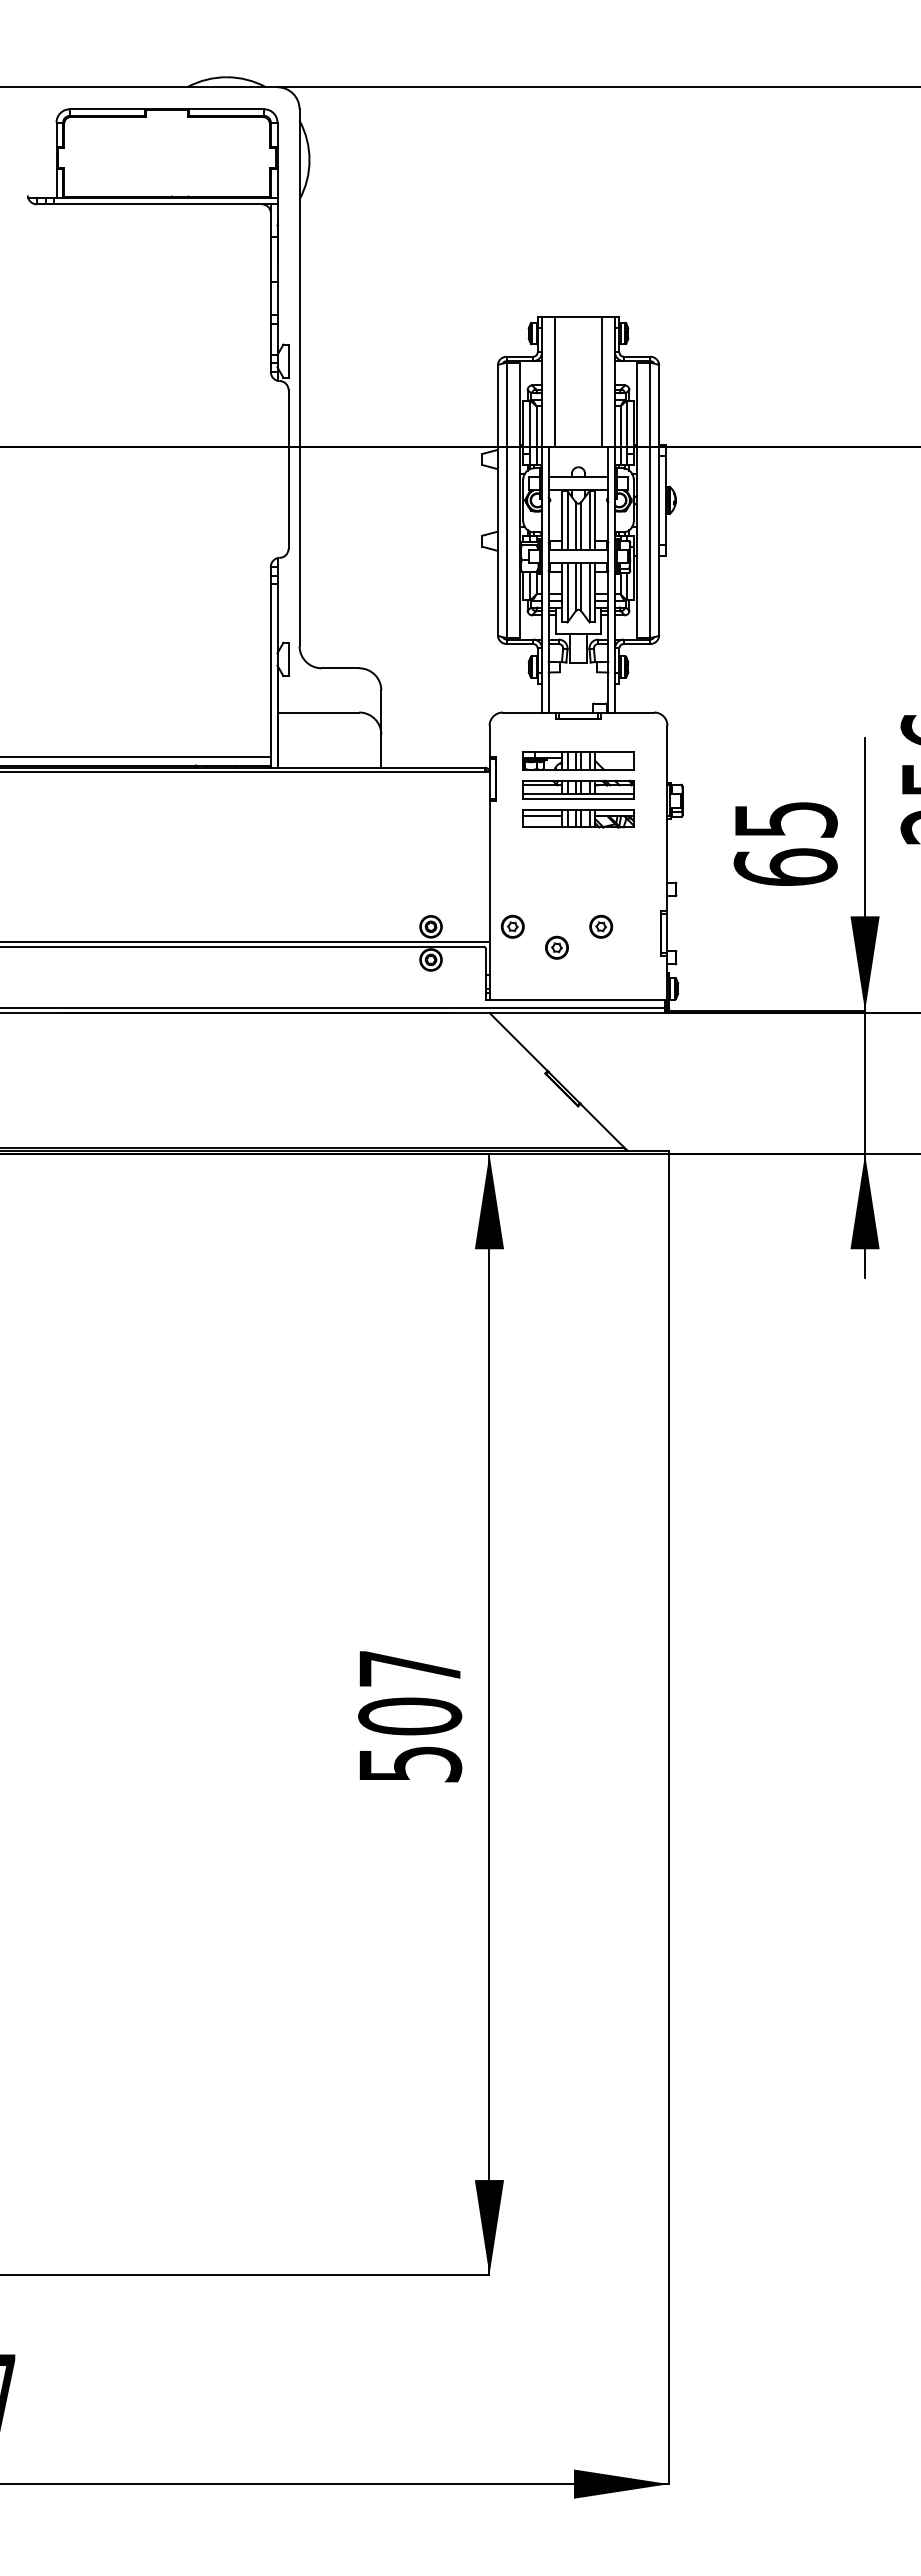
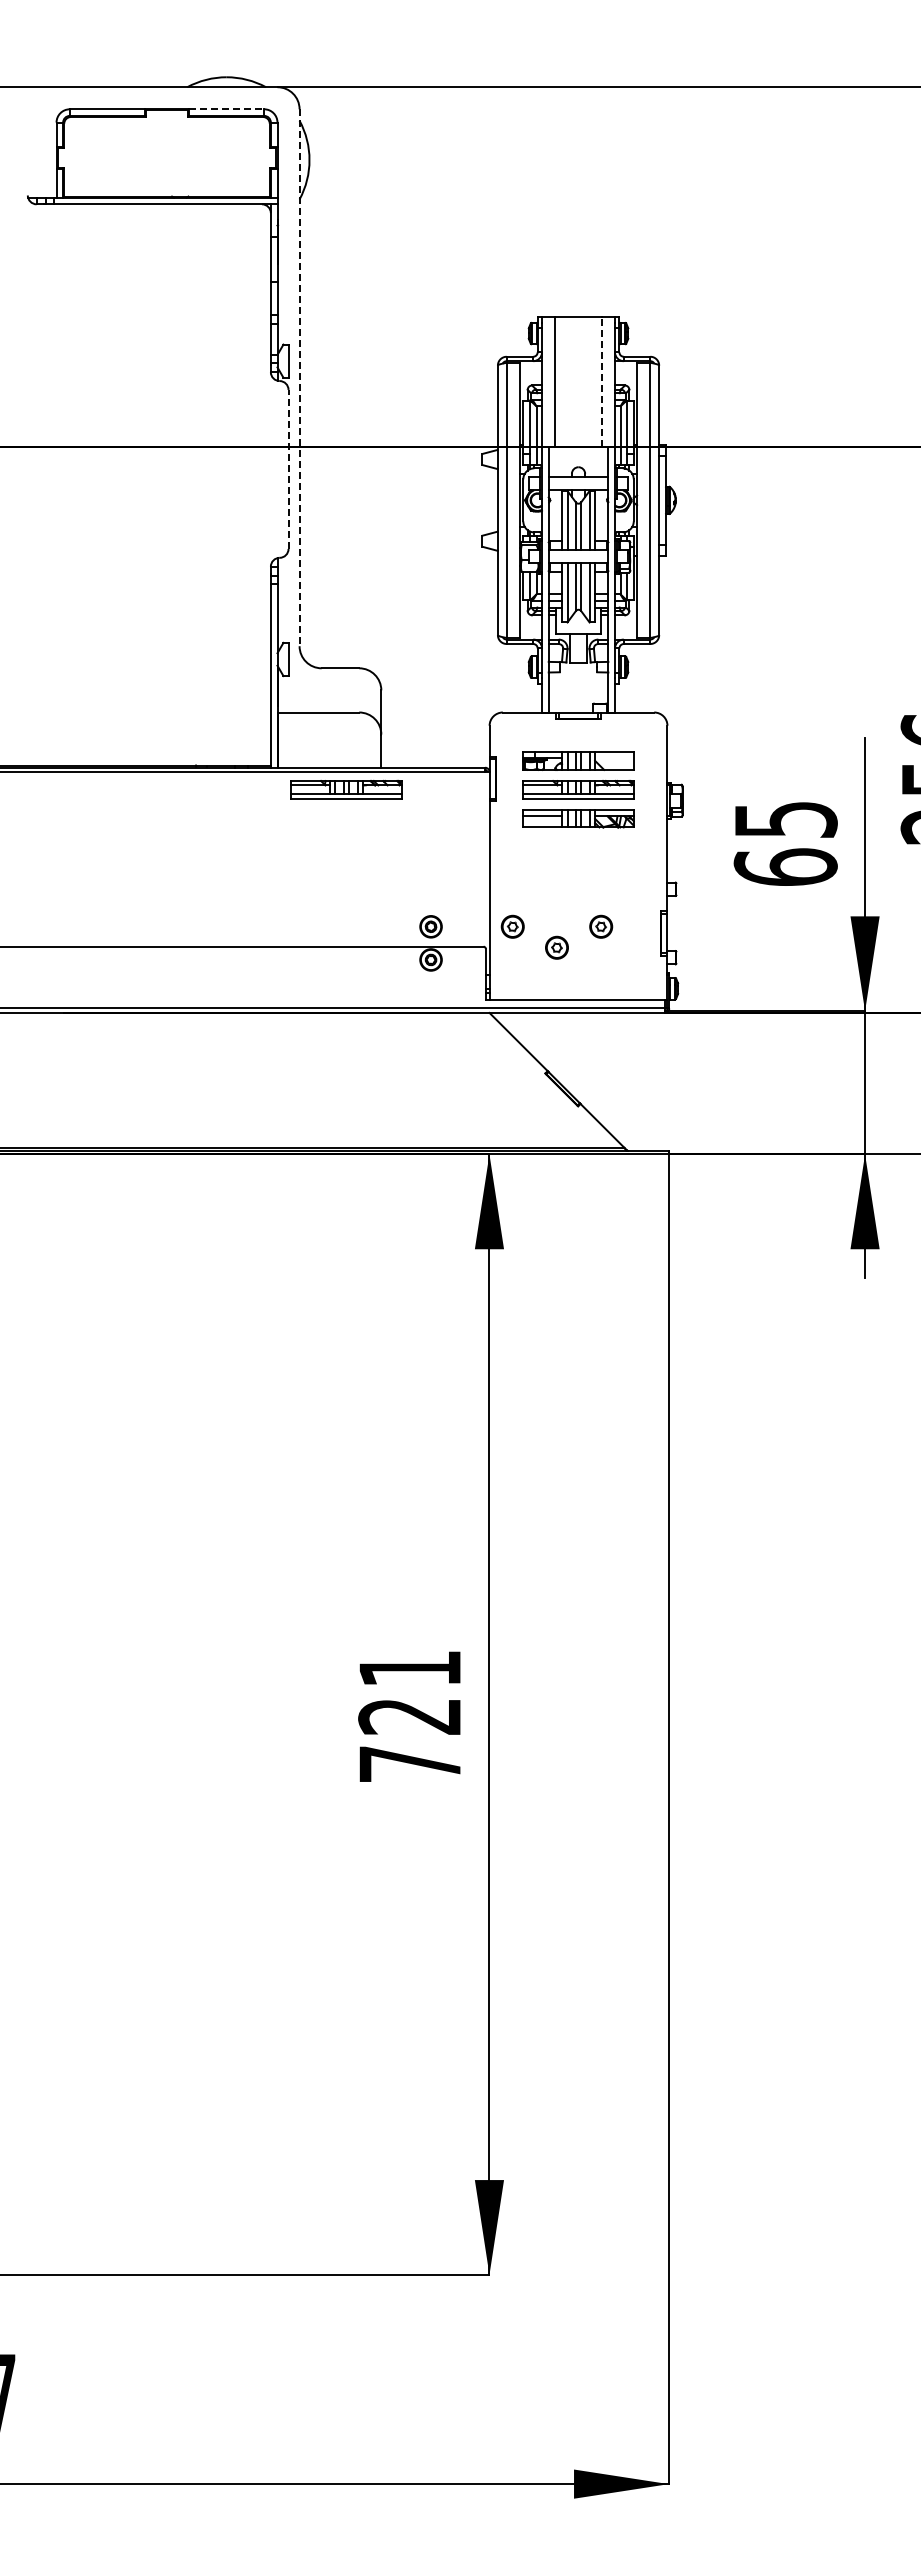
line: solid -> dashed (226, 109)
line: solid -> dashed (299, 378)
line: solid -> dashed (601, 381)
line: solid -> dashed (288, 469)
line: present -> none (136, 756)
part: none -> present (346, 789)
line: present -> none (245, 942)
text: 507 -> 721 (410, 1716)
